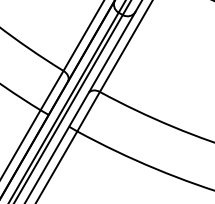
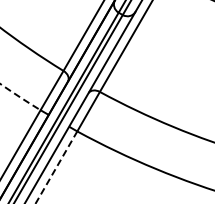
arc: solid -> dashed (20, 97)
line: solid -> dashed (56, 166)
